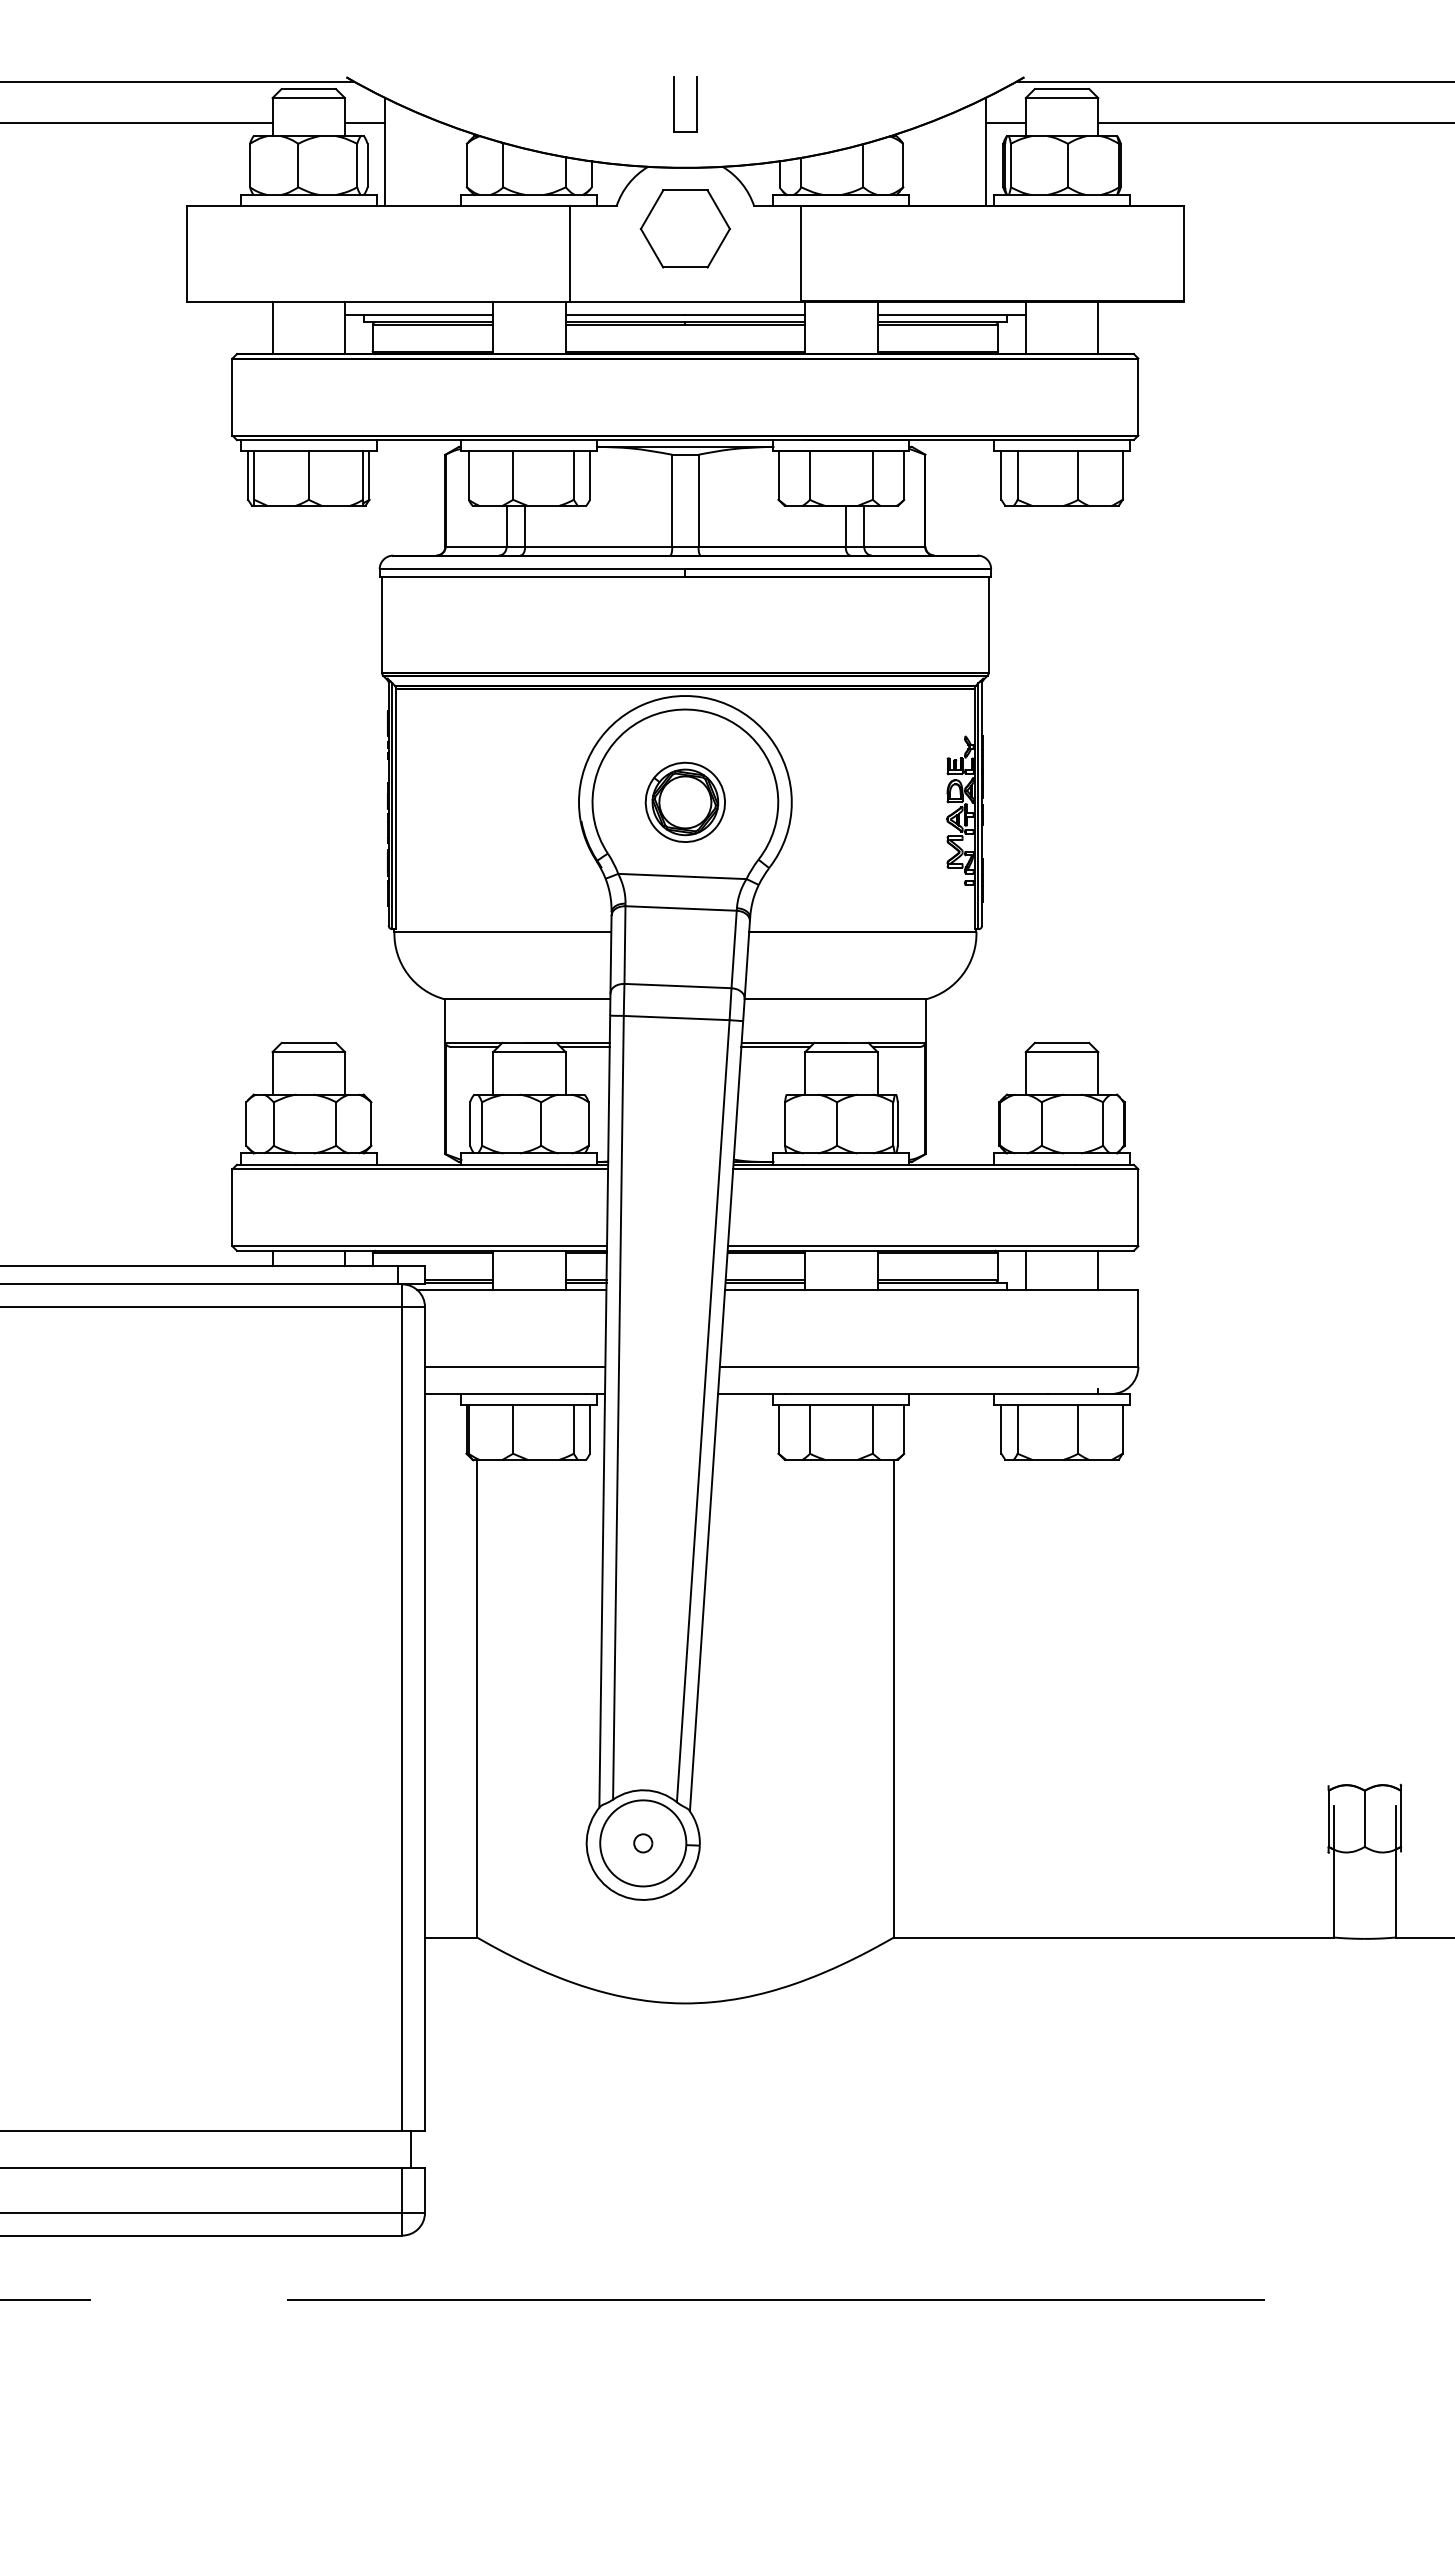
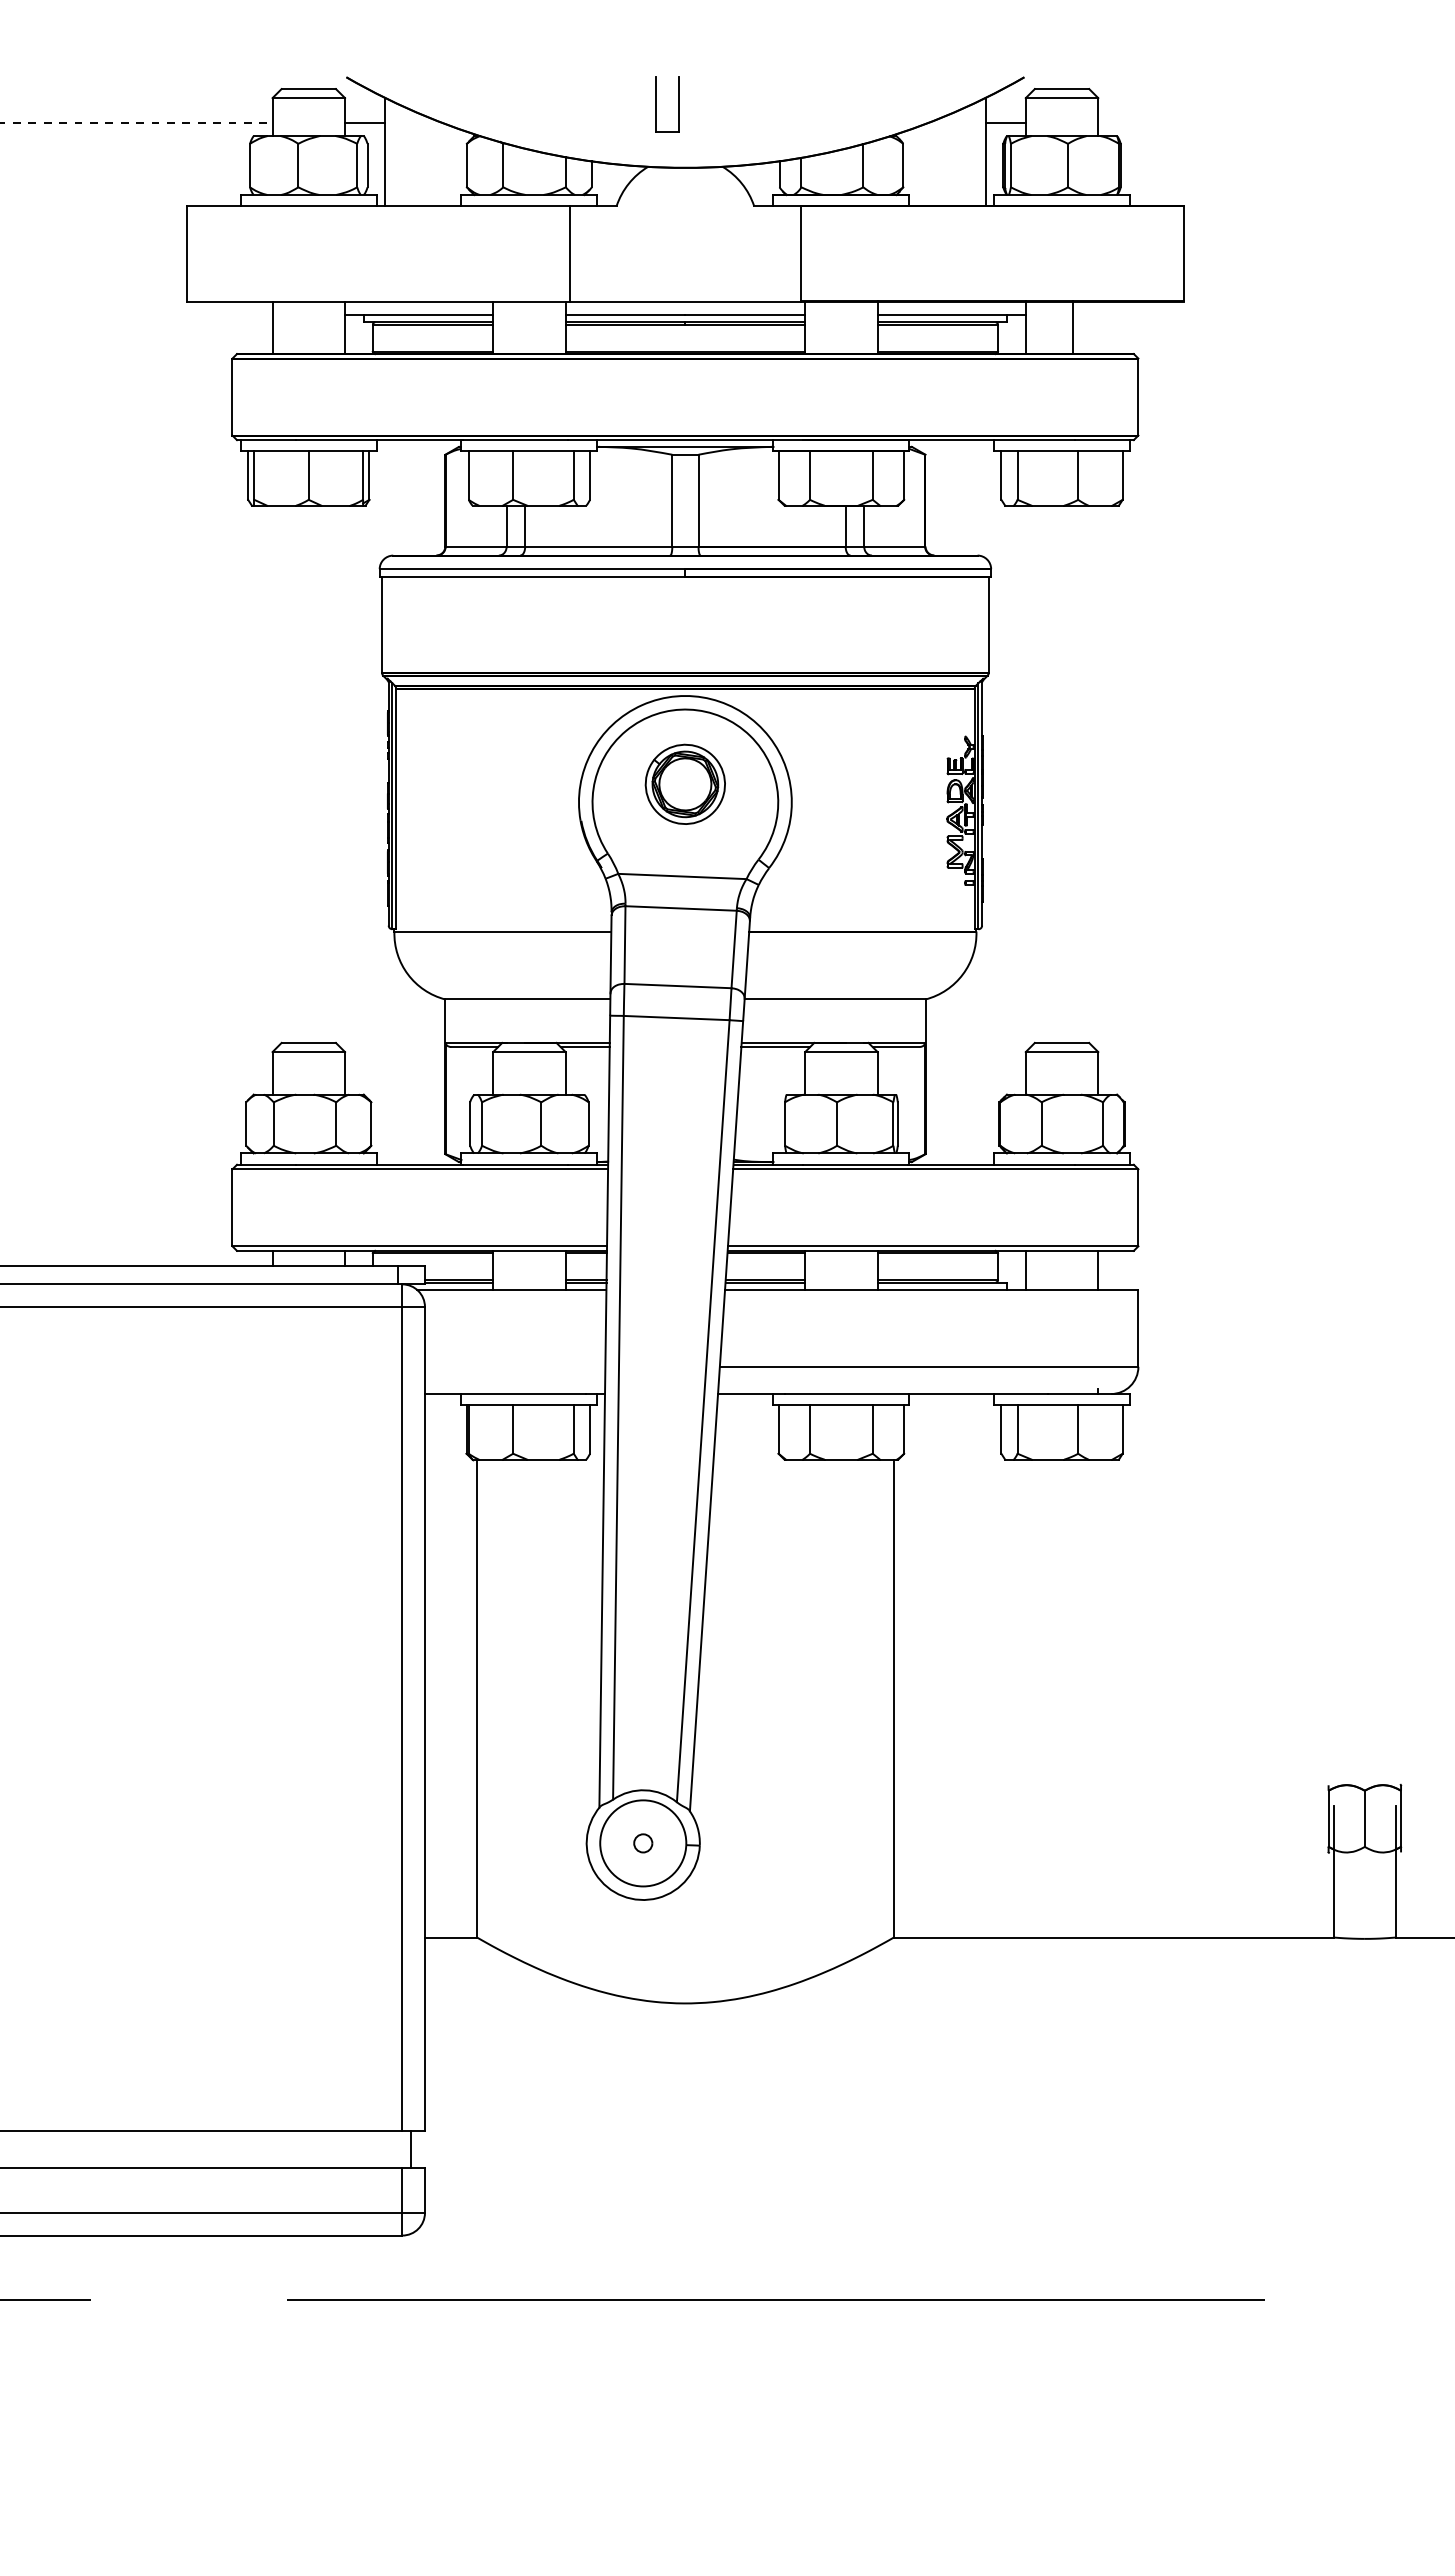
line: present -> none (178, 81)
line: present -> none (1233, 81)
part position: (674, 104) -> (656, 104) (656, 104)
line: solid -> dashed (136, 122)
line: present -> none (1274, 122)
part: present -> none (684, 228)
line position: (1098, 327) -> (1073, 327) (1073, 327)
part position: (684, 801) -> (684, 783) (684, 783)
line: present -> none (514, 1366)
